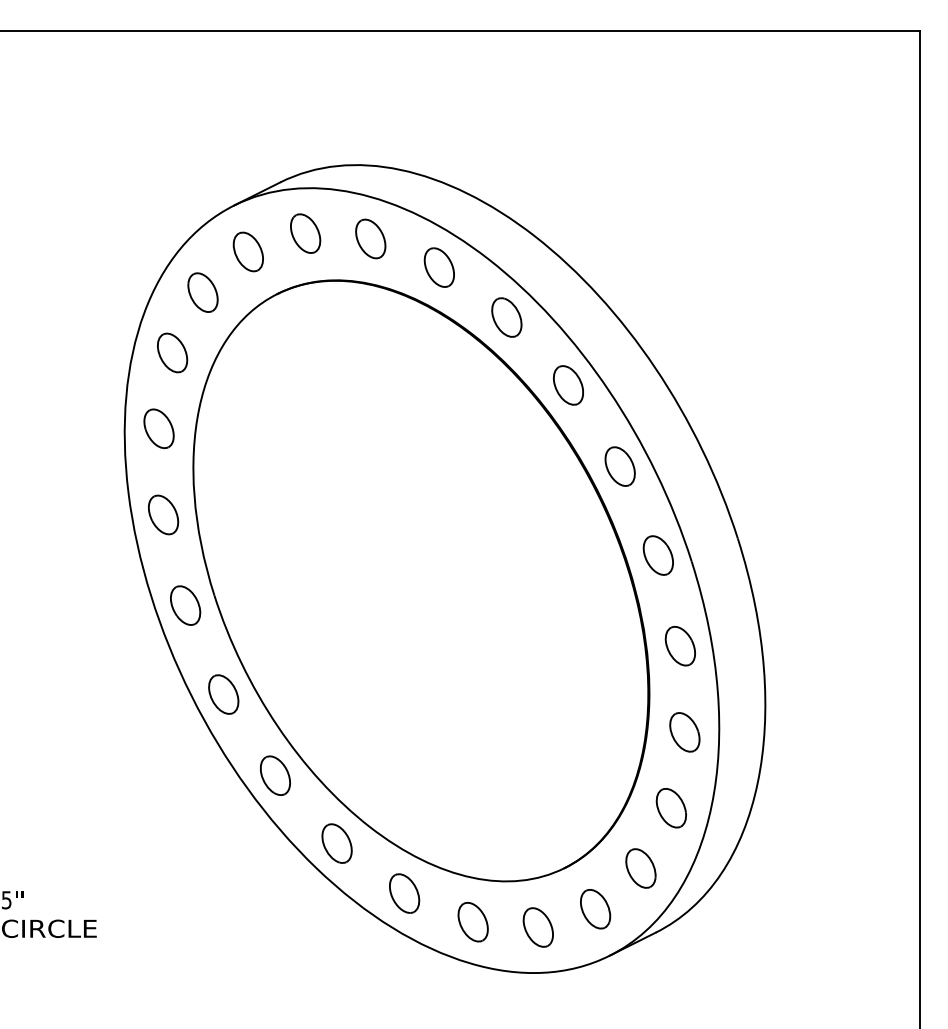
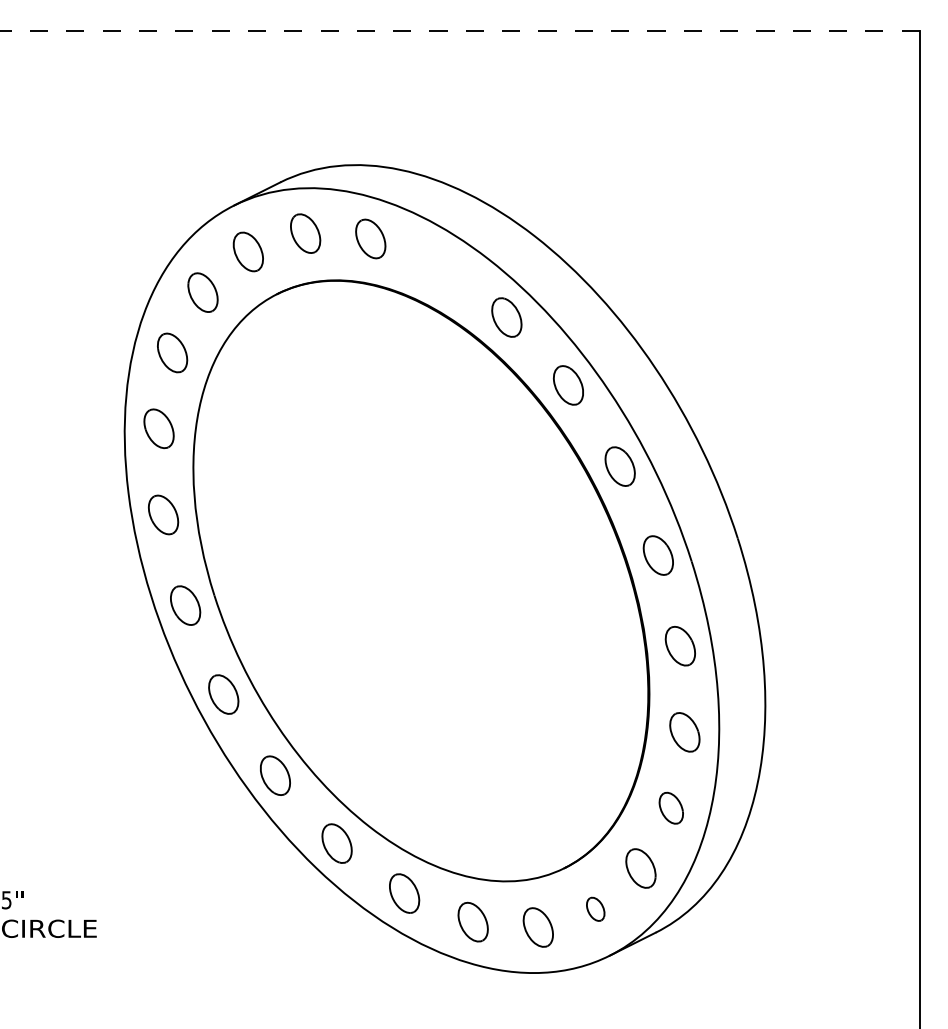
line: solid -> dashed (460, 30)
part: present -> none (438, 267)
part size: 32x41 px -> 26x34 px (670, 807)
part size: 32x41 px -> 20x26 px (595, 908)
